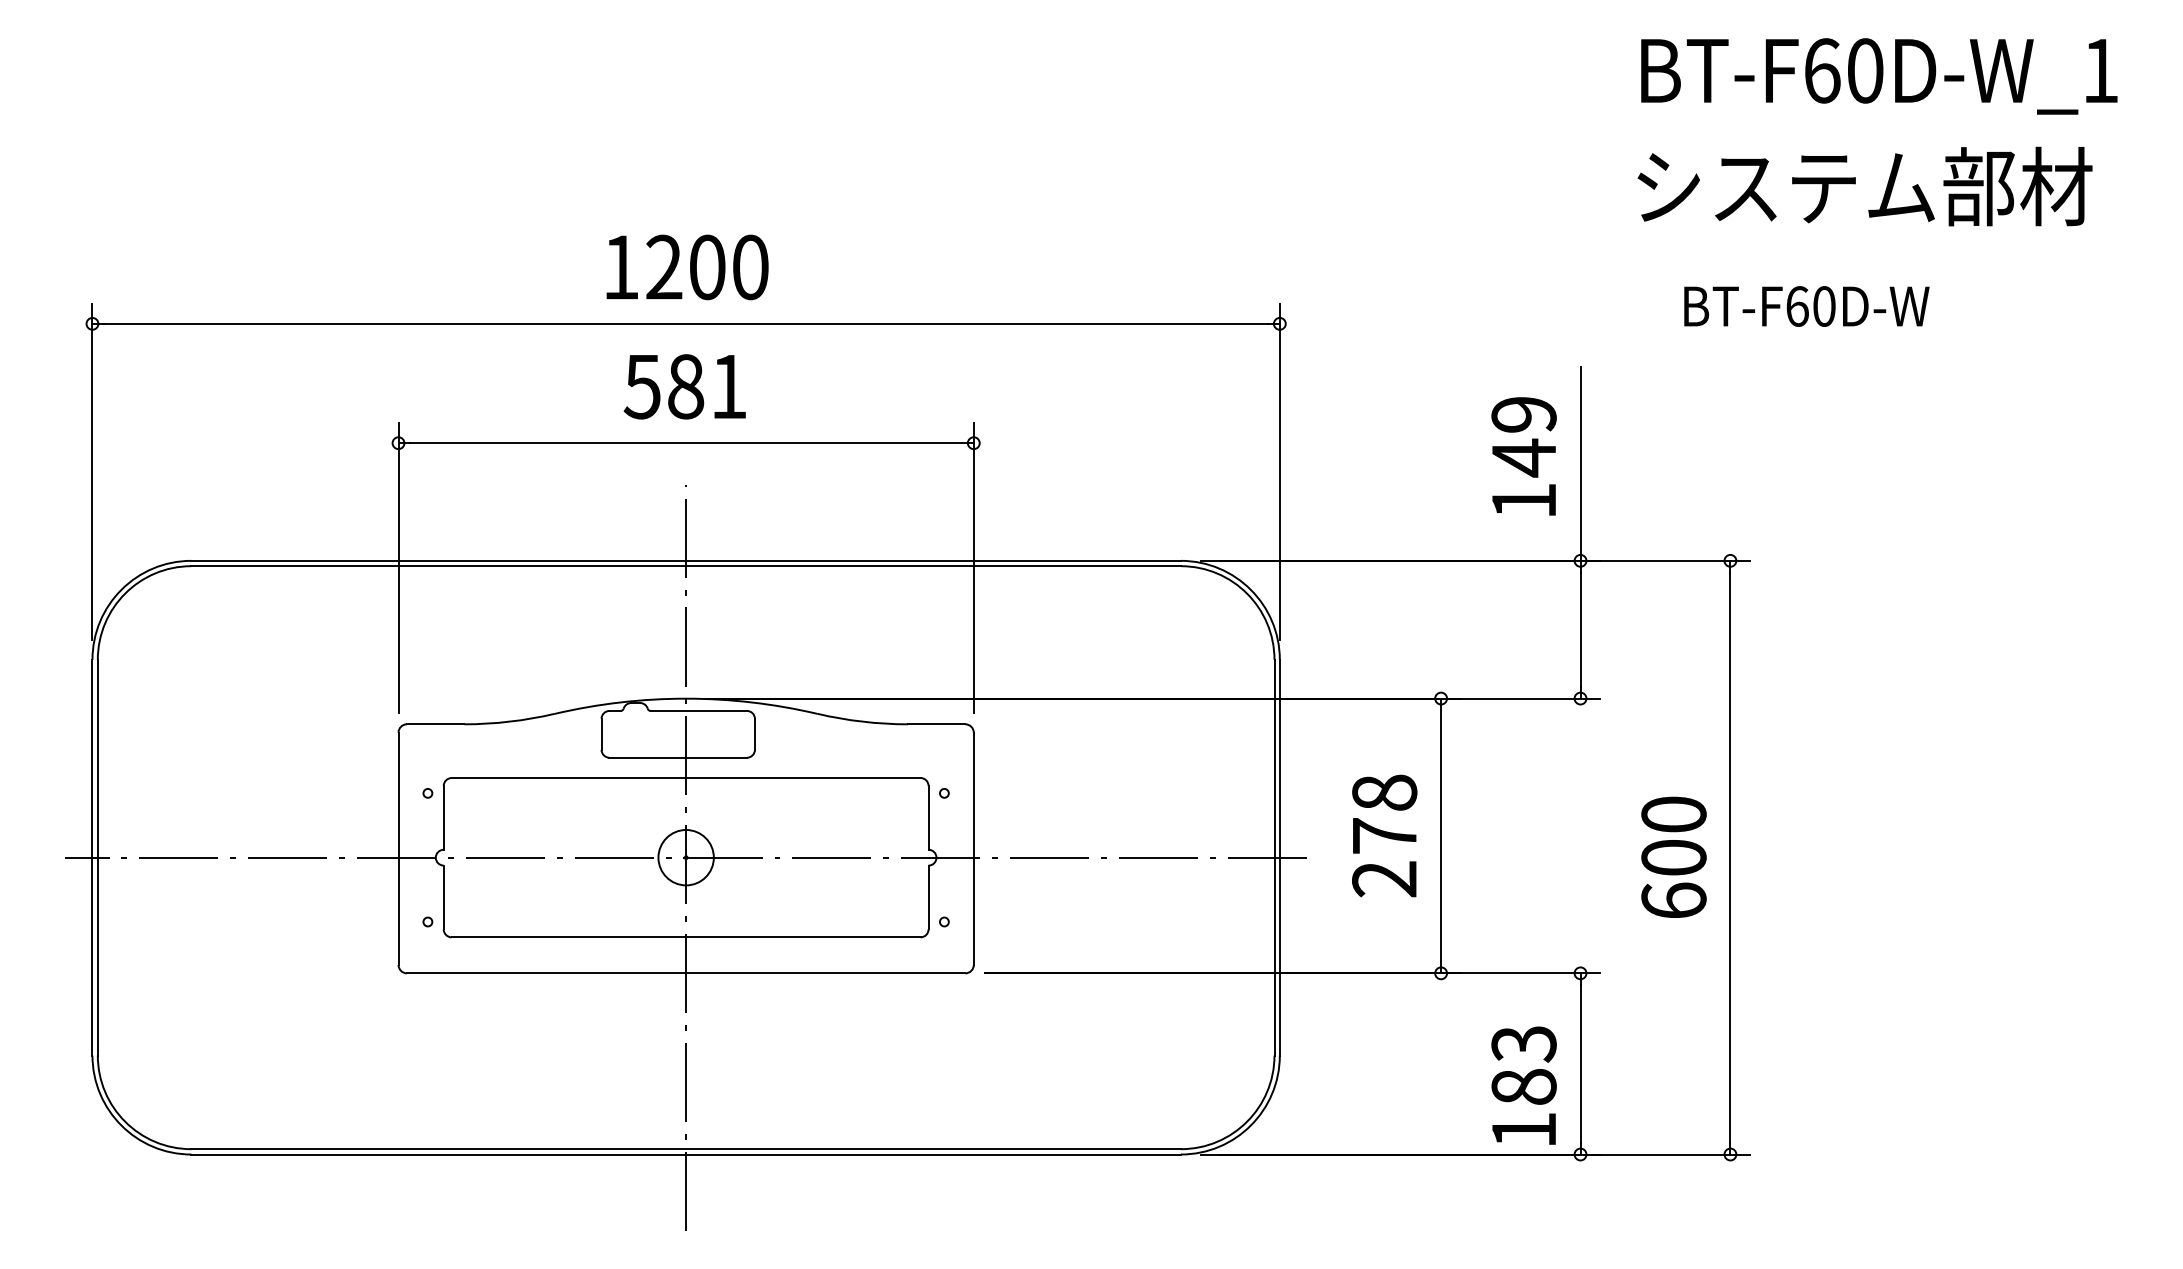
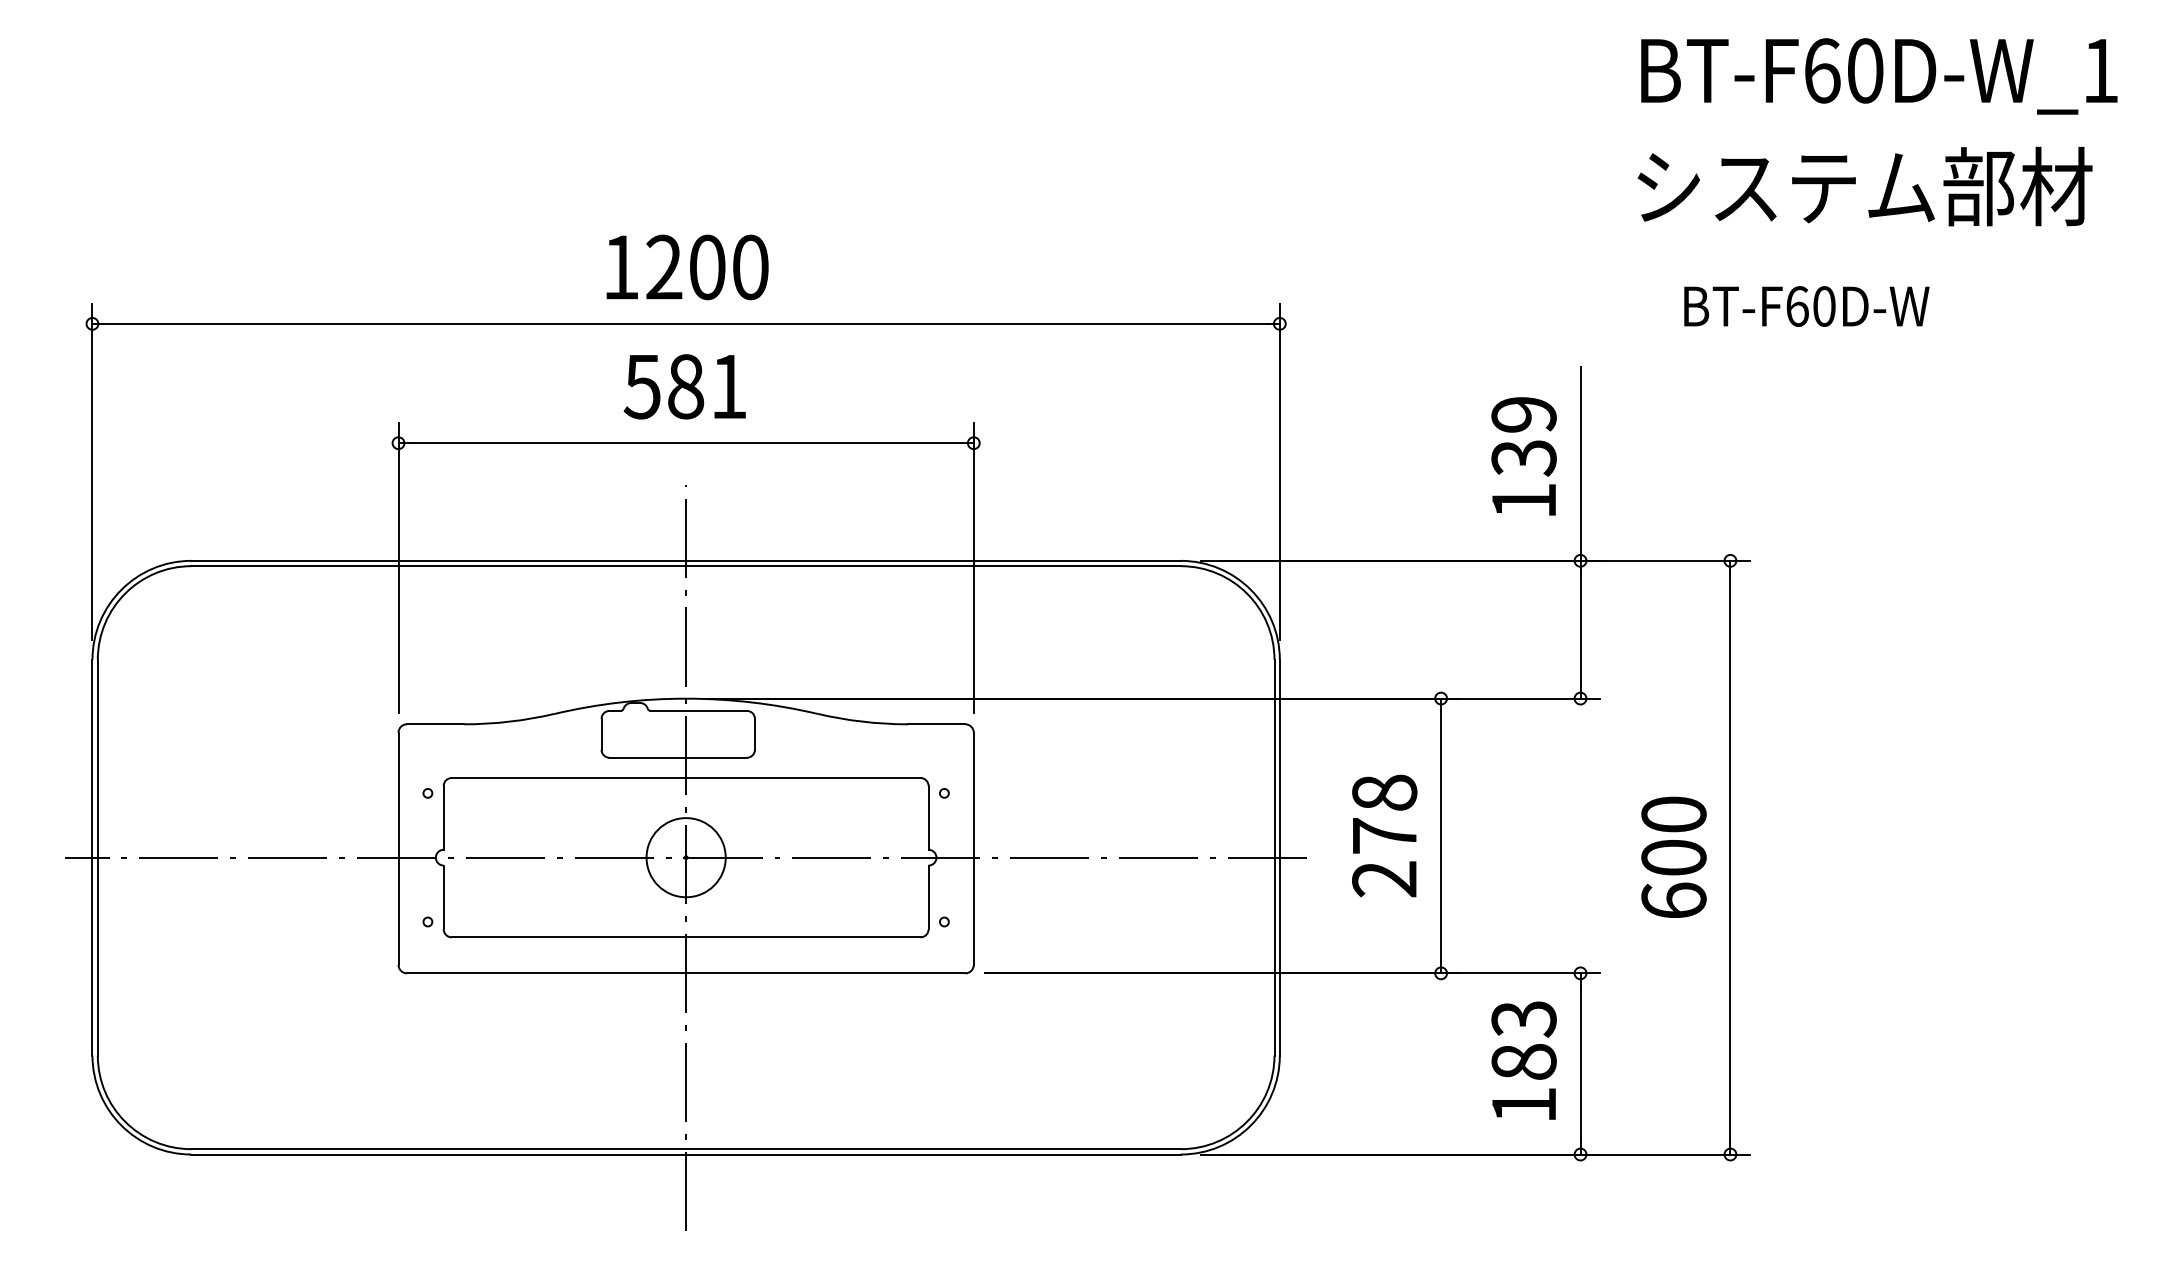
text: 149 -> 139 (1523, 457)
circle diameter: 55 px -> 79 px (685, 857)
text position: (1523, 1085) -> (1523, 1060) (1523, 1060)
